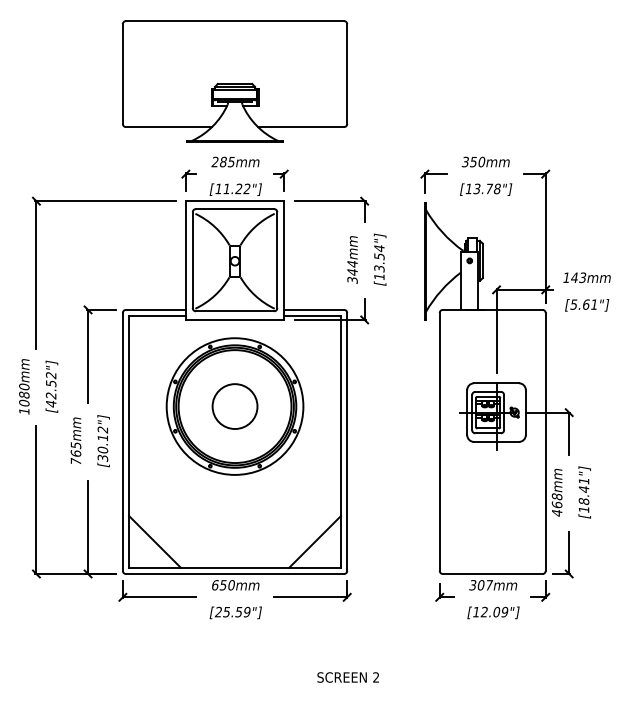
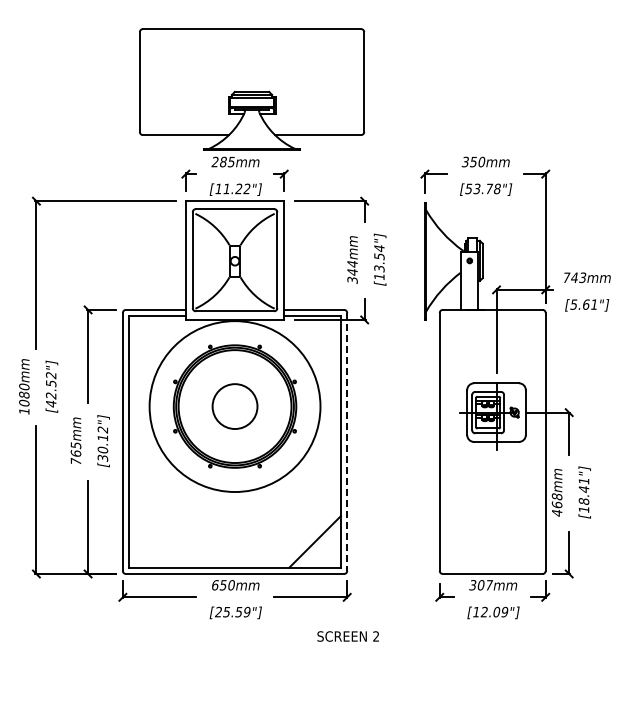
part position: (235, 81) -> (252, 89) (252, 89)
text: [13.78"] -> [53.78"] (468, 188)
text: 143mm -> 743mm (566, 277)
circle diameter: 137 px -> 171 px (234, 406)
line: solid -> dashed (347, 441)
line: present -> none (154, 541)
text position: (347, 677) -> (347, 636) (347, 636)
